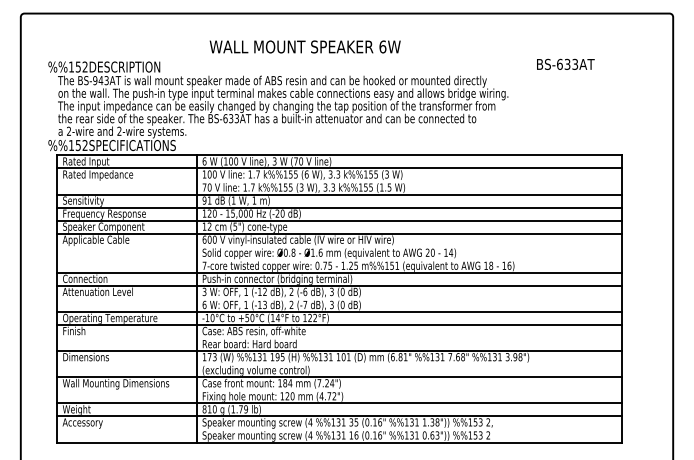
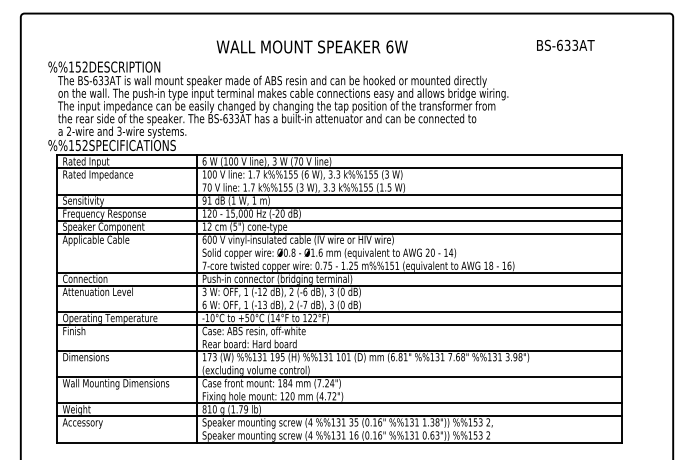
text position: (304, 46) -> (311, 46) (311, 46)
text position: (565, 63) -> (565, 44) (565, 44)
text: BS-943AT -> BS-633AT (98, 80)
text: 2-wire -> 3-wire (119, 131)
